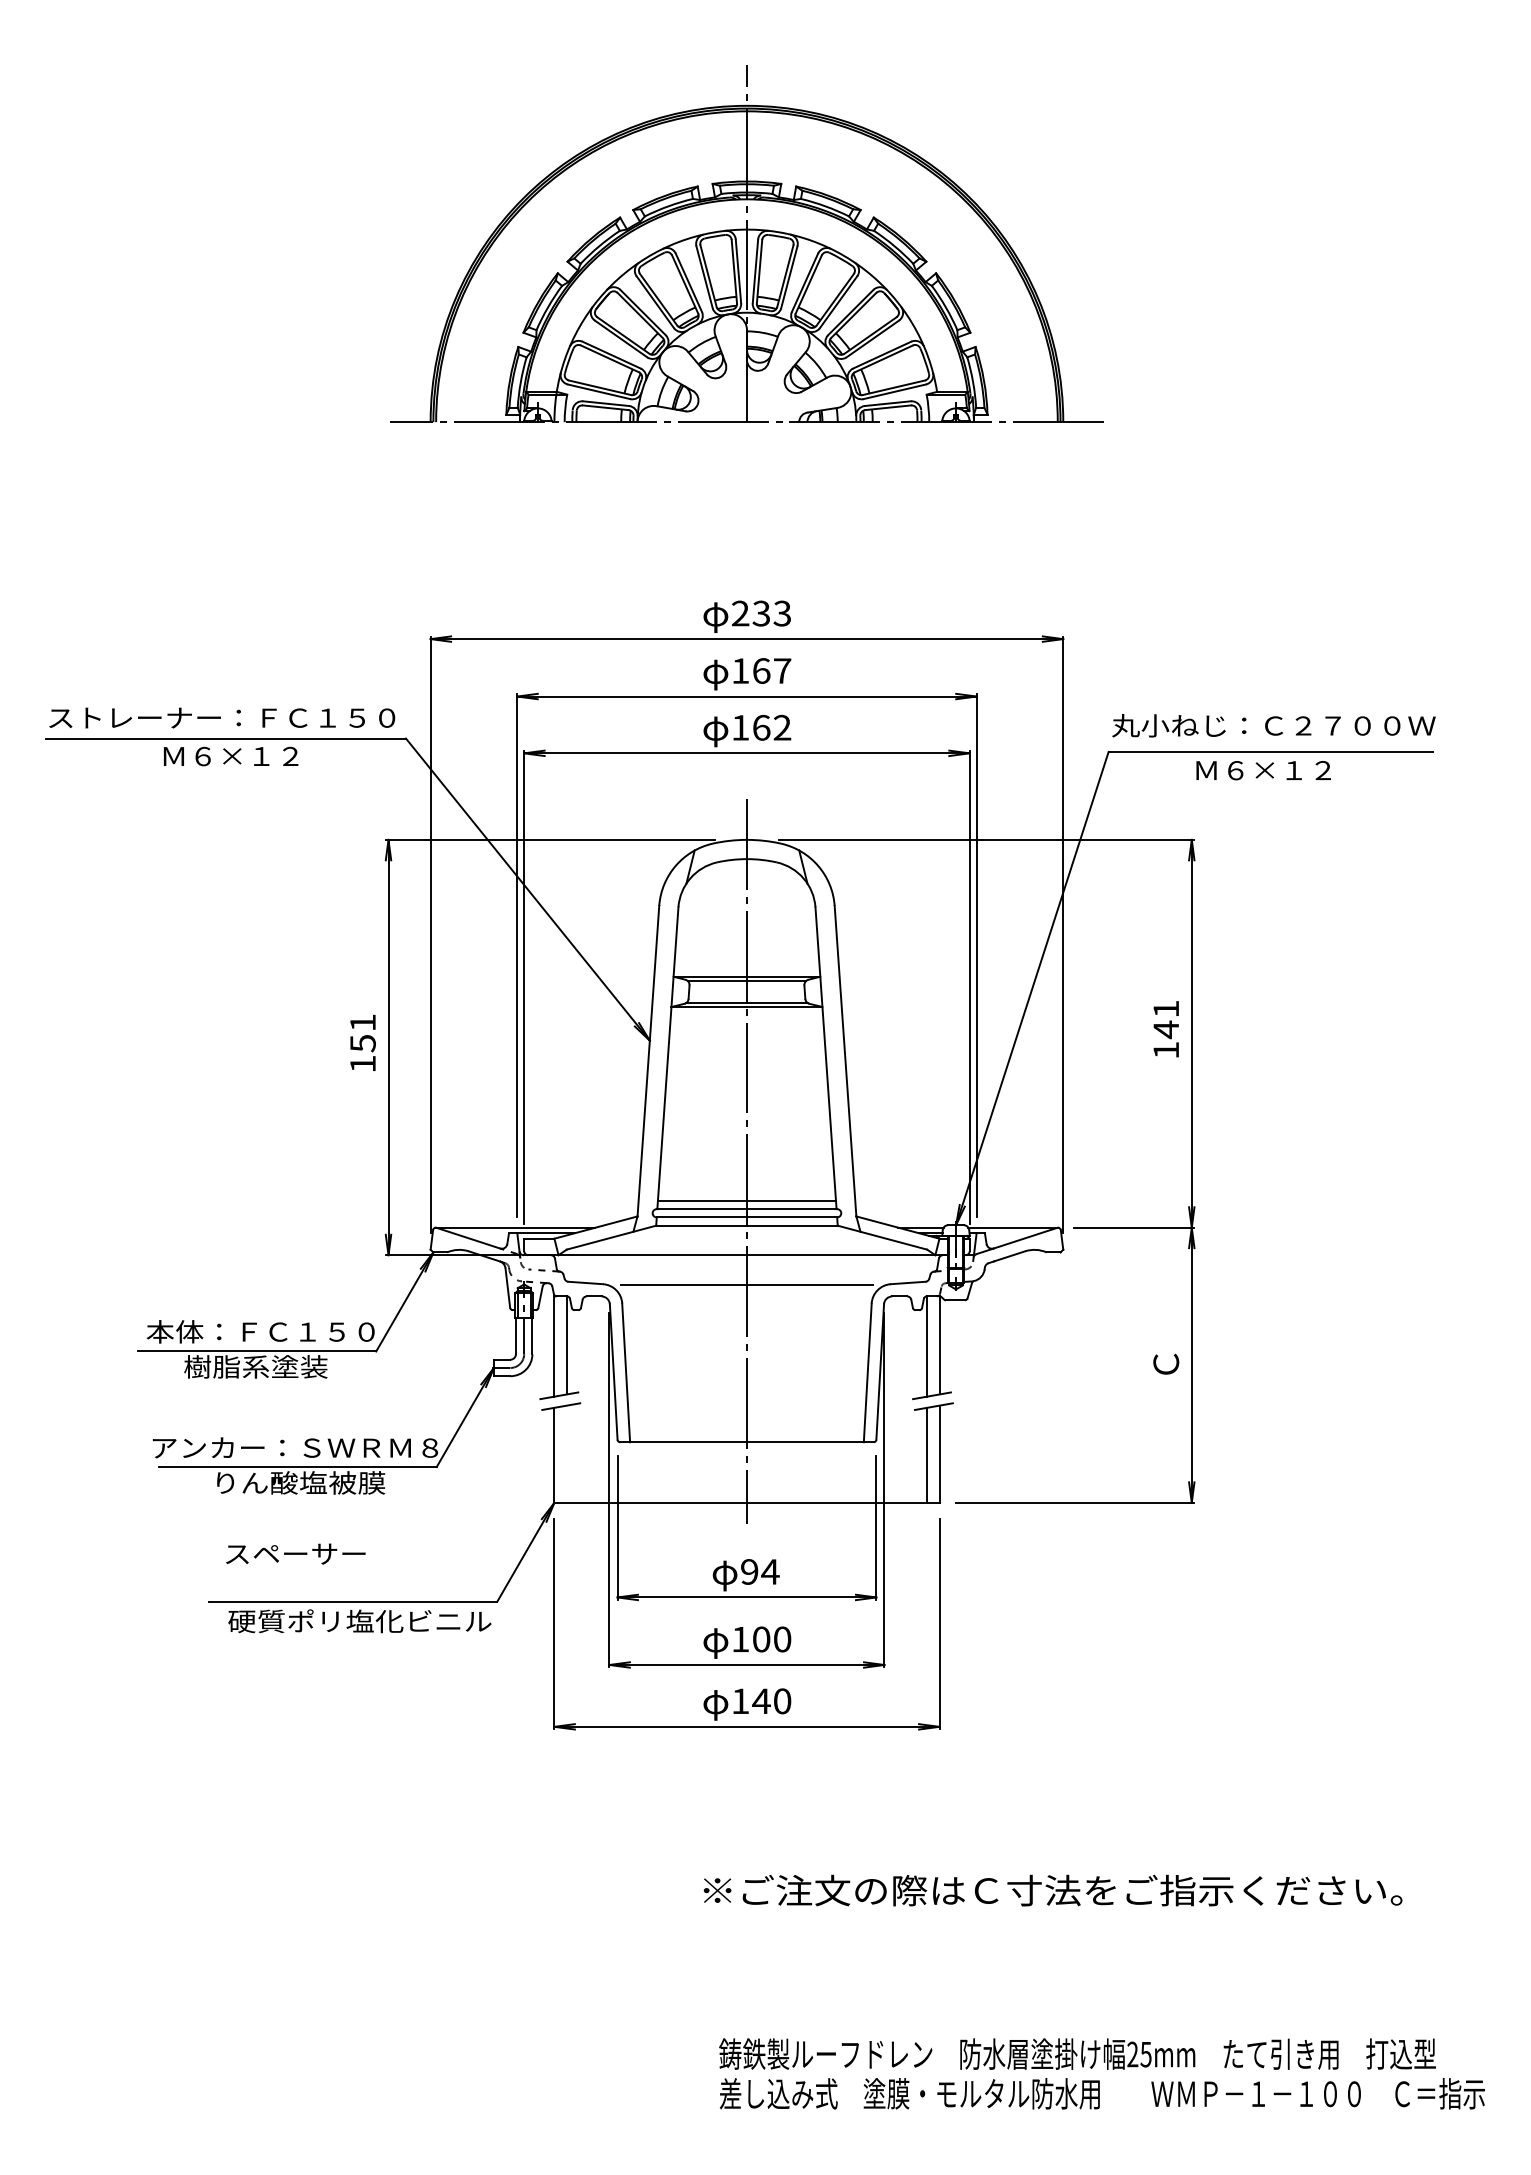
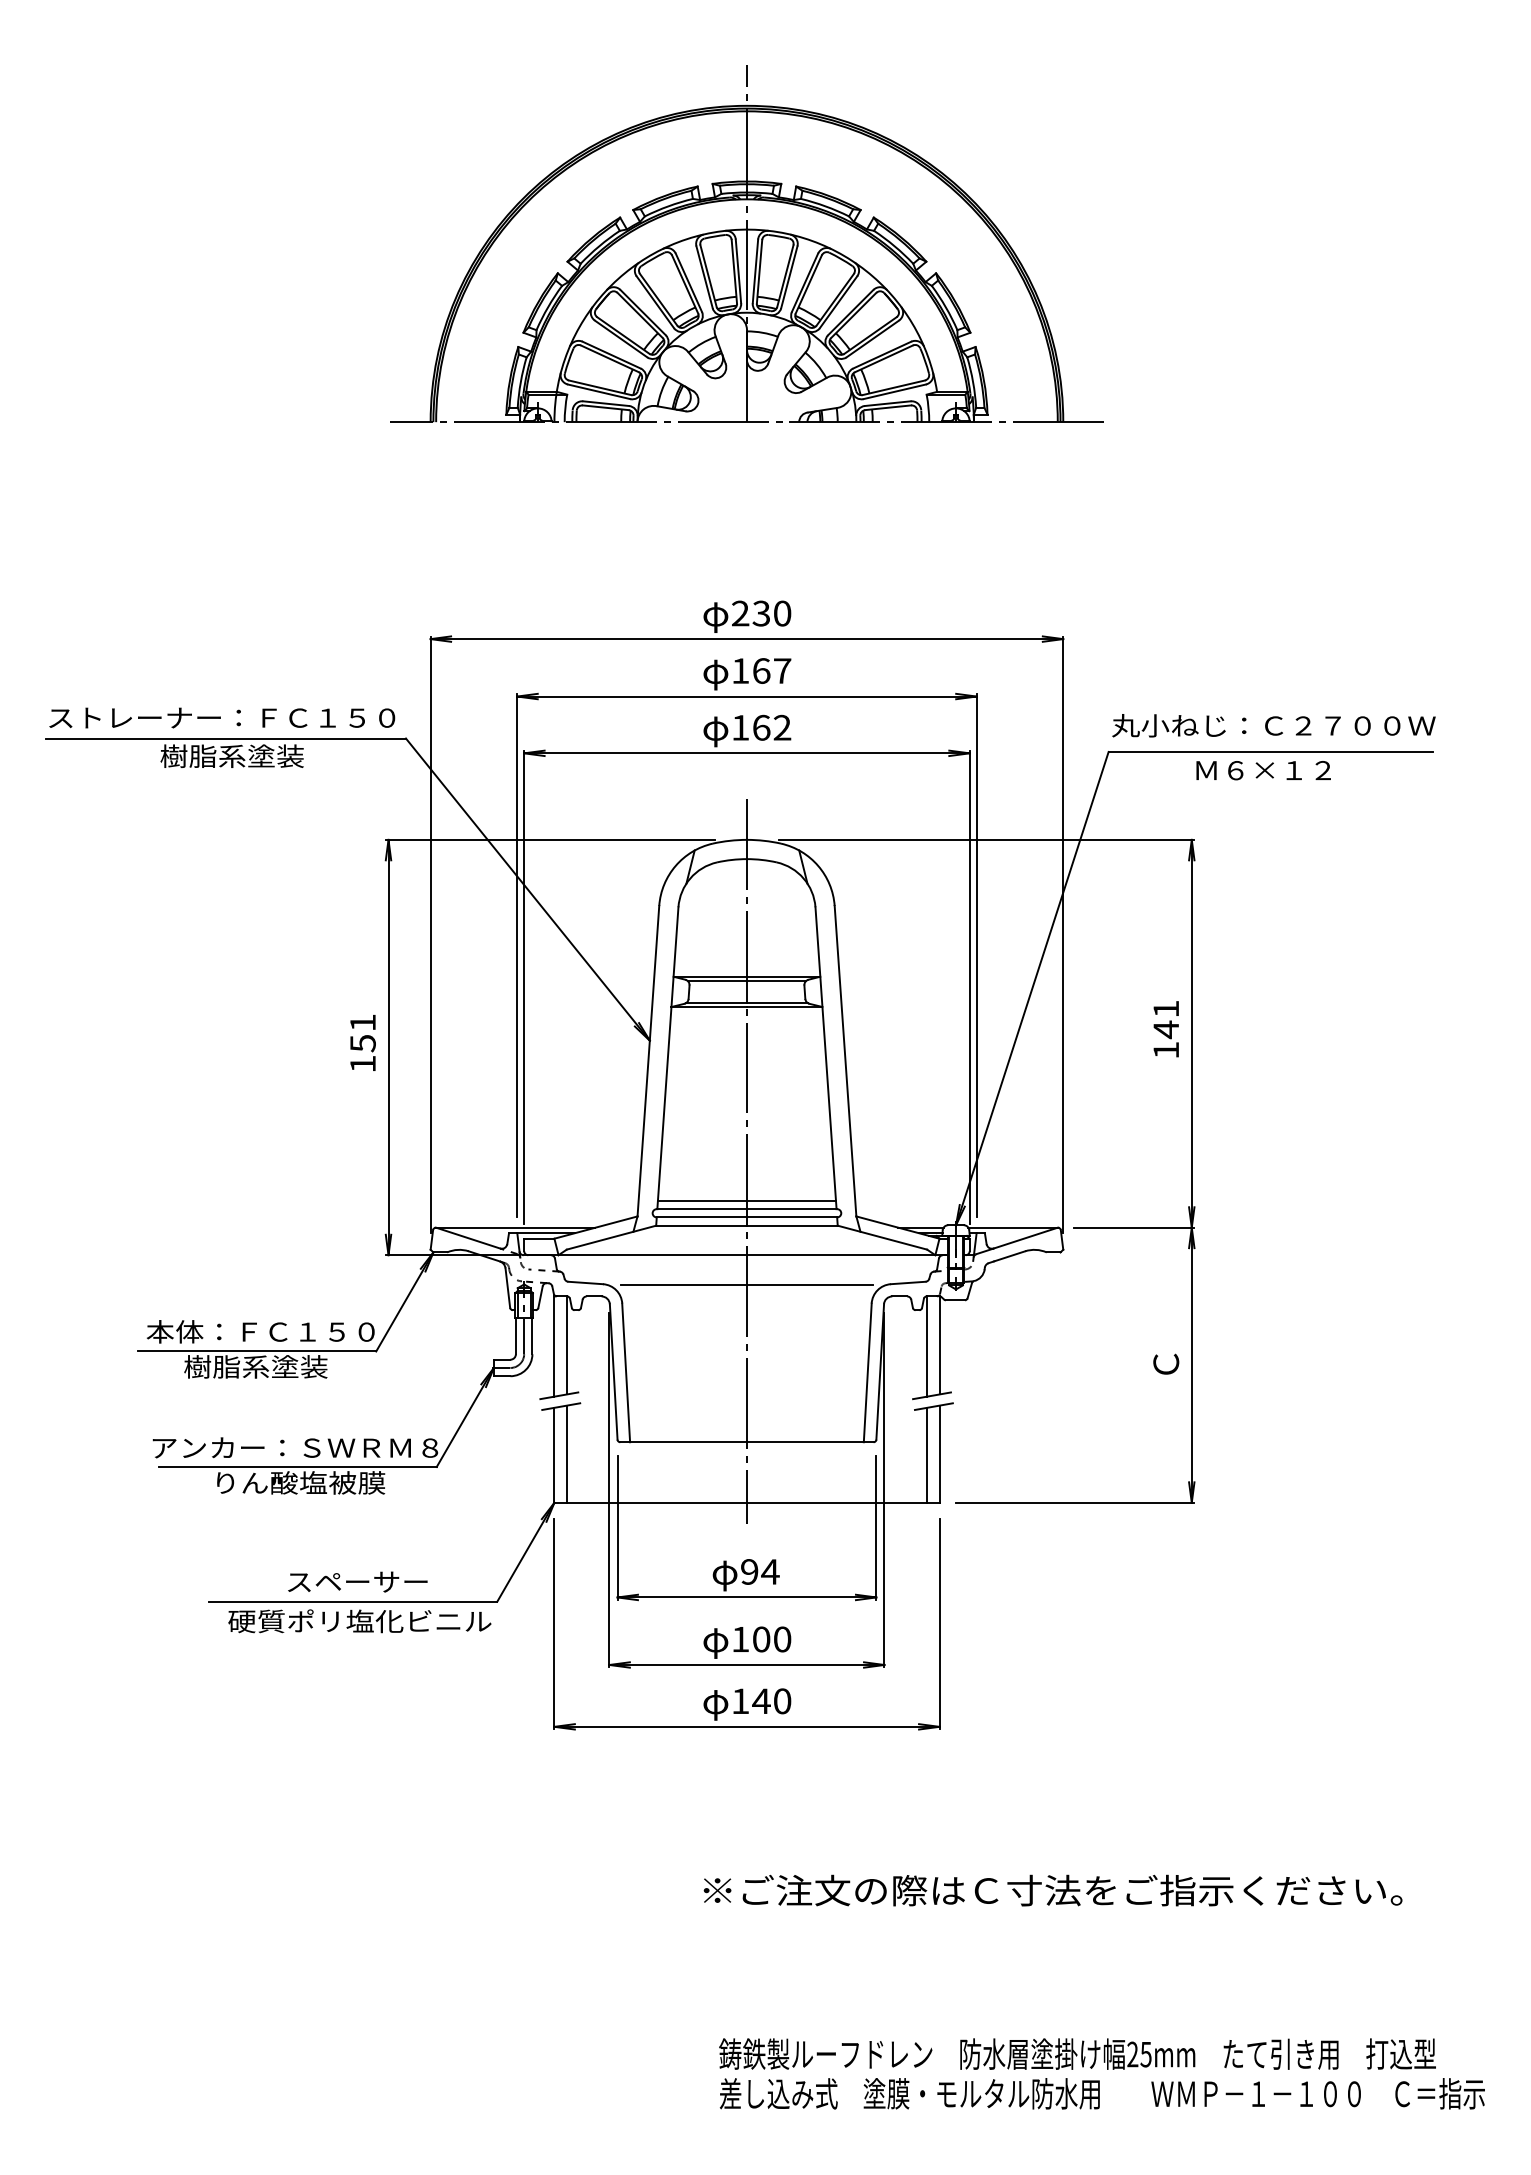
text: 233 -> 230 (782, 613)
text: Ｍ６×１２ -> 樹脂系塗装 (231, 756)
line: none -> present (566, 1453)
text position: (295, 1553) -> (357, 1581) (357, 1581)
